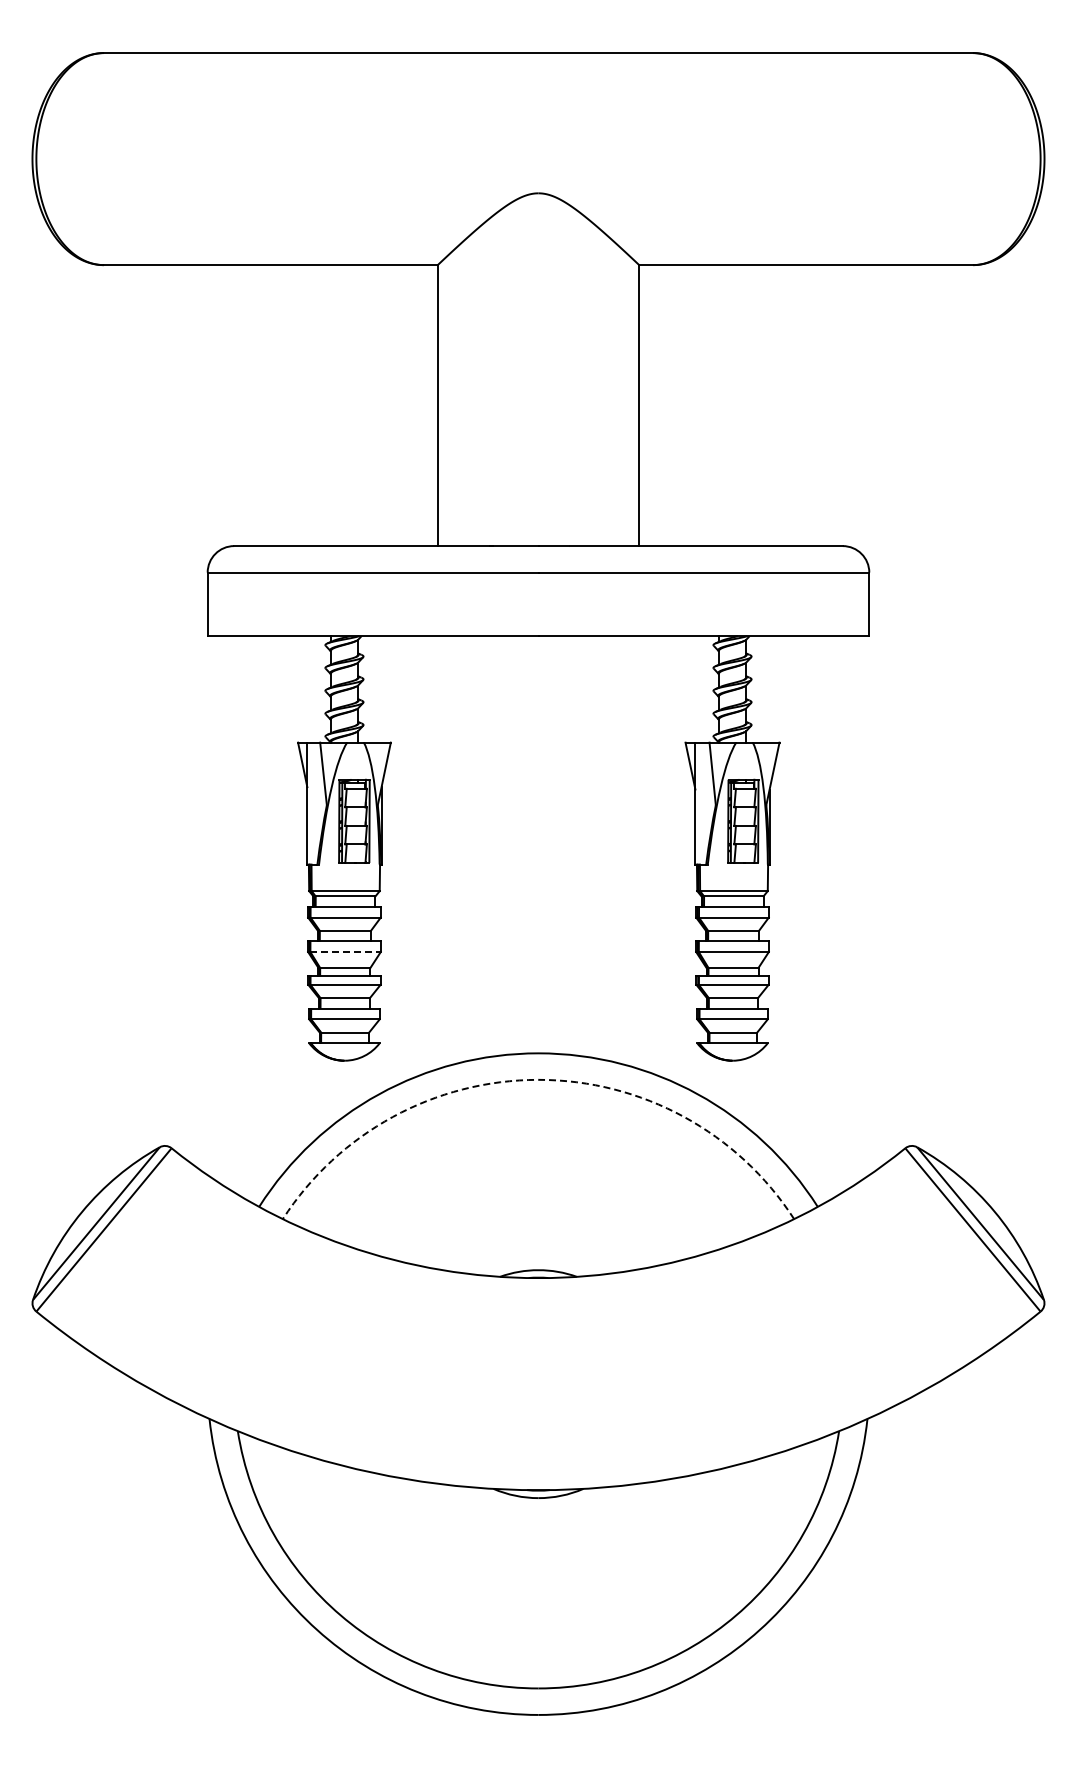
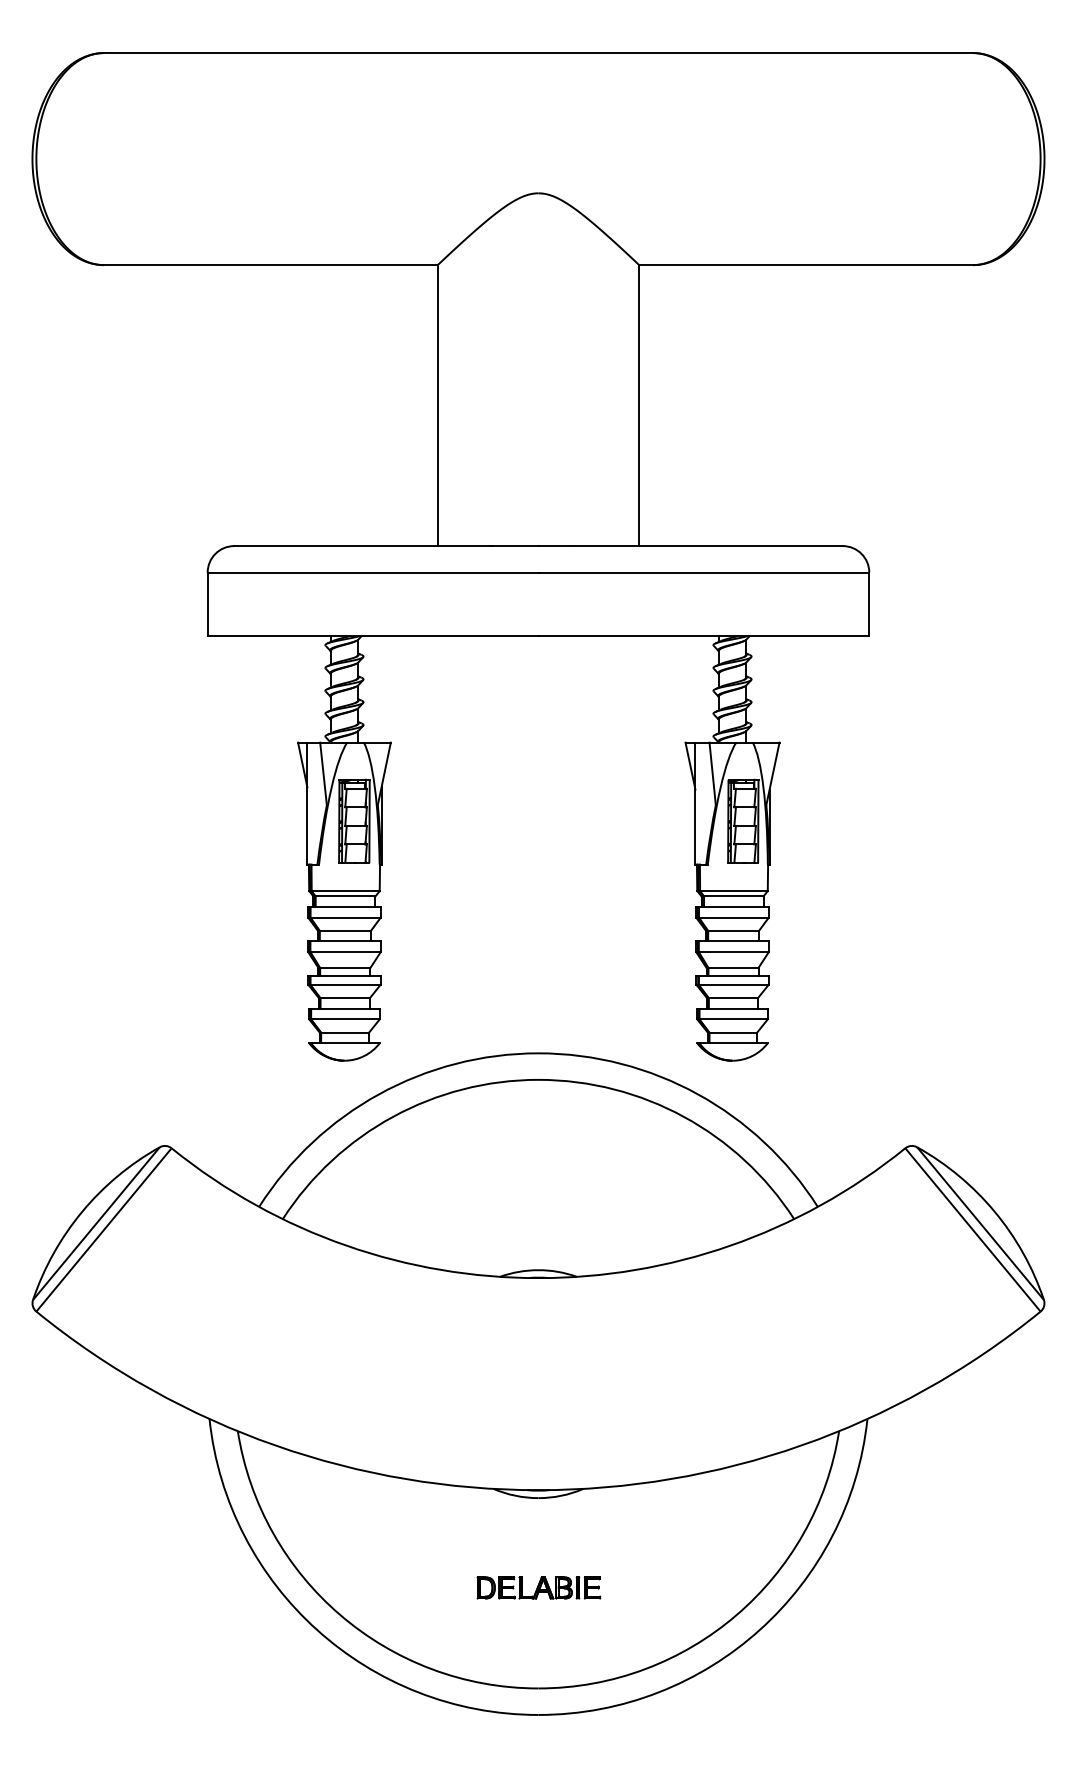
line: dashed -> solid (346, 952)
arc: dashed -> solid (538, 1079)
part: none -> present (538, 1587)
